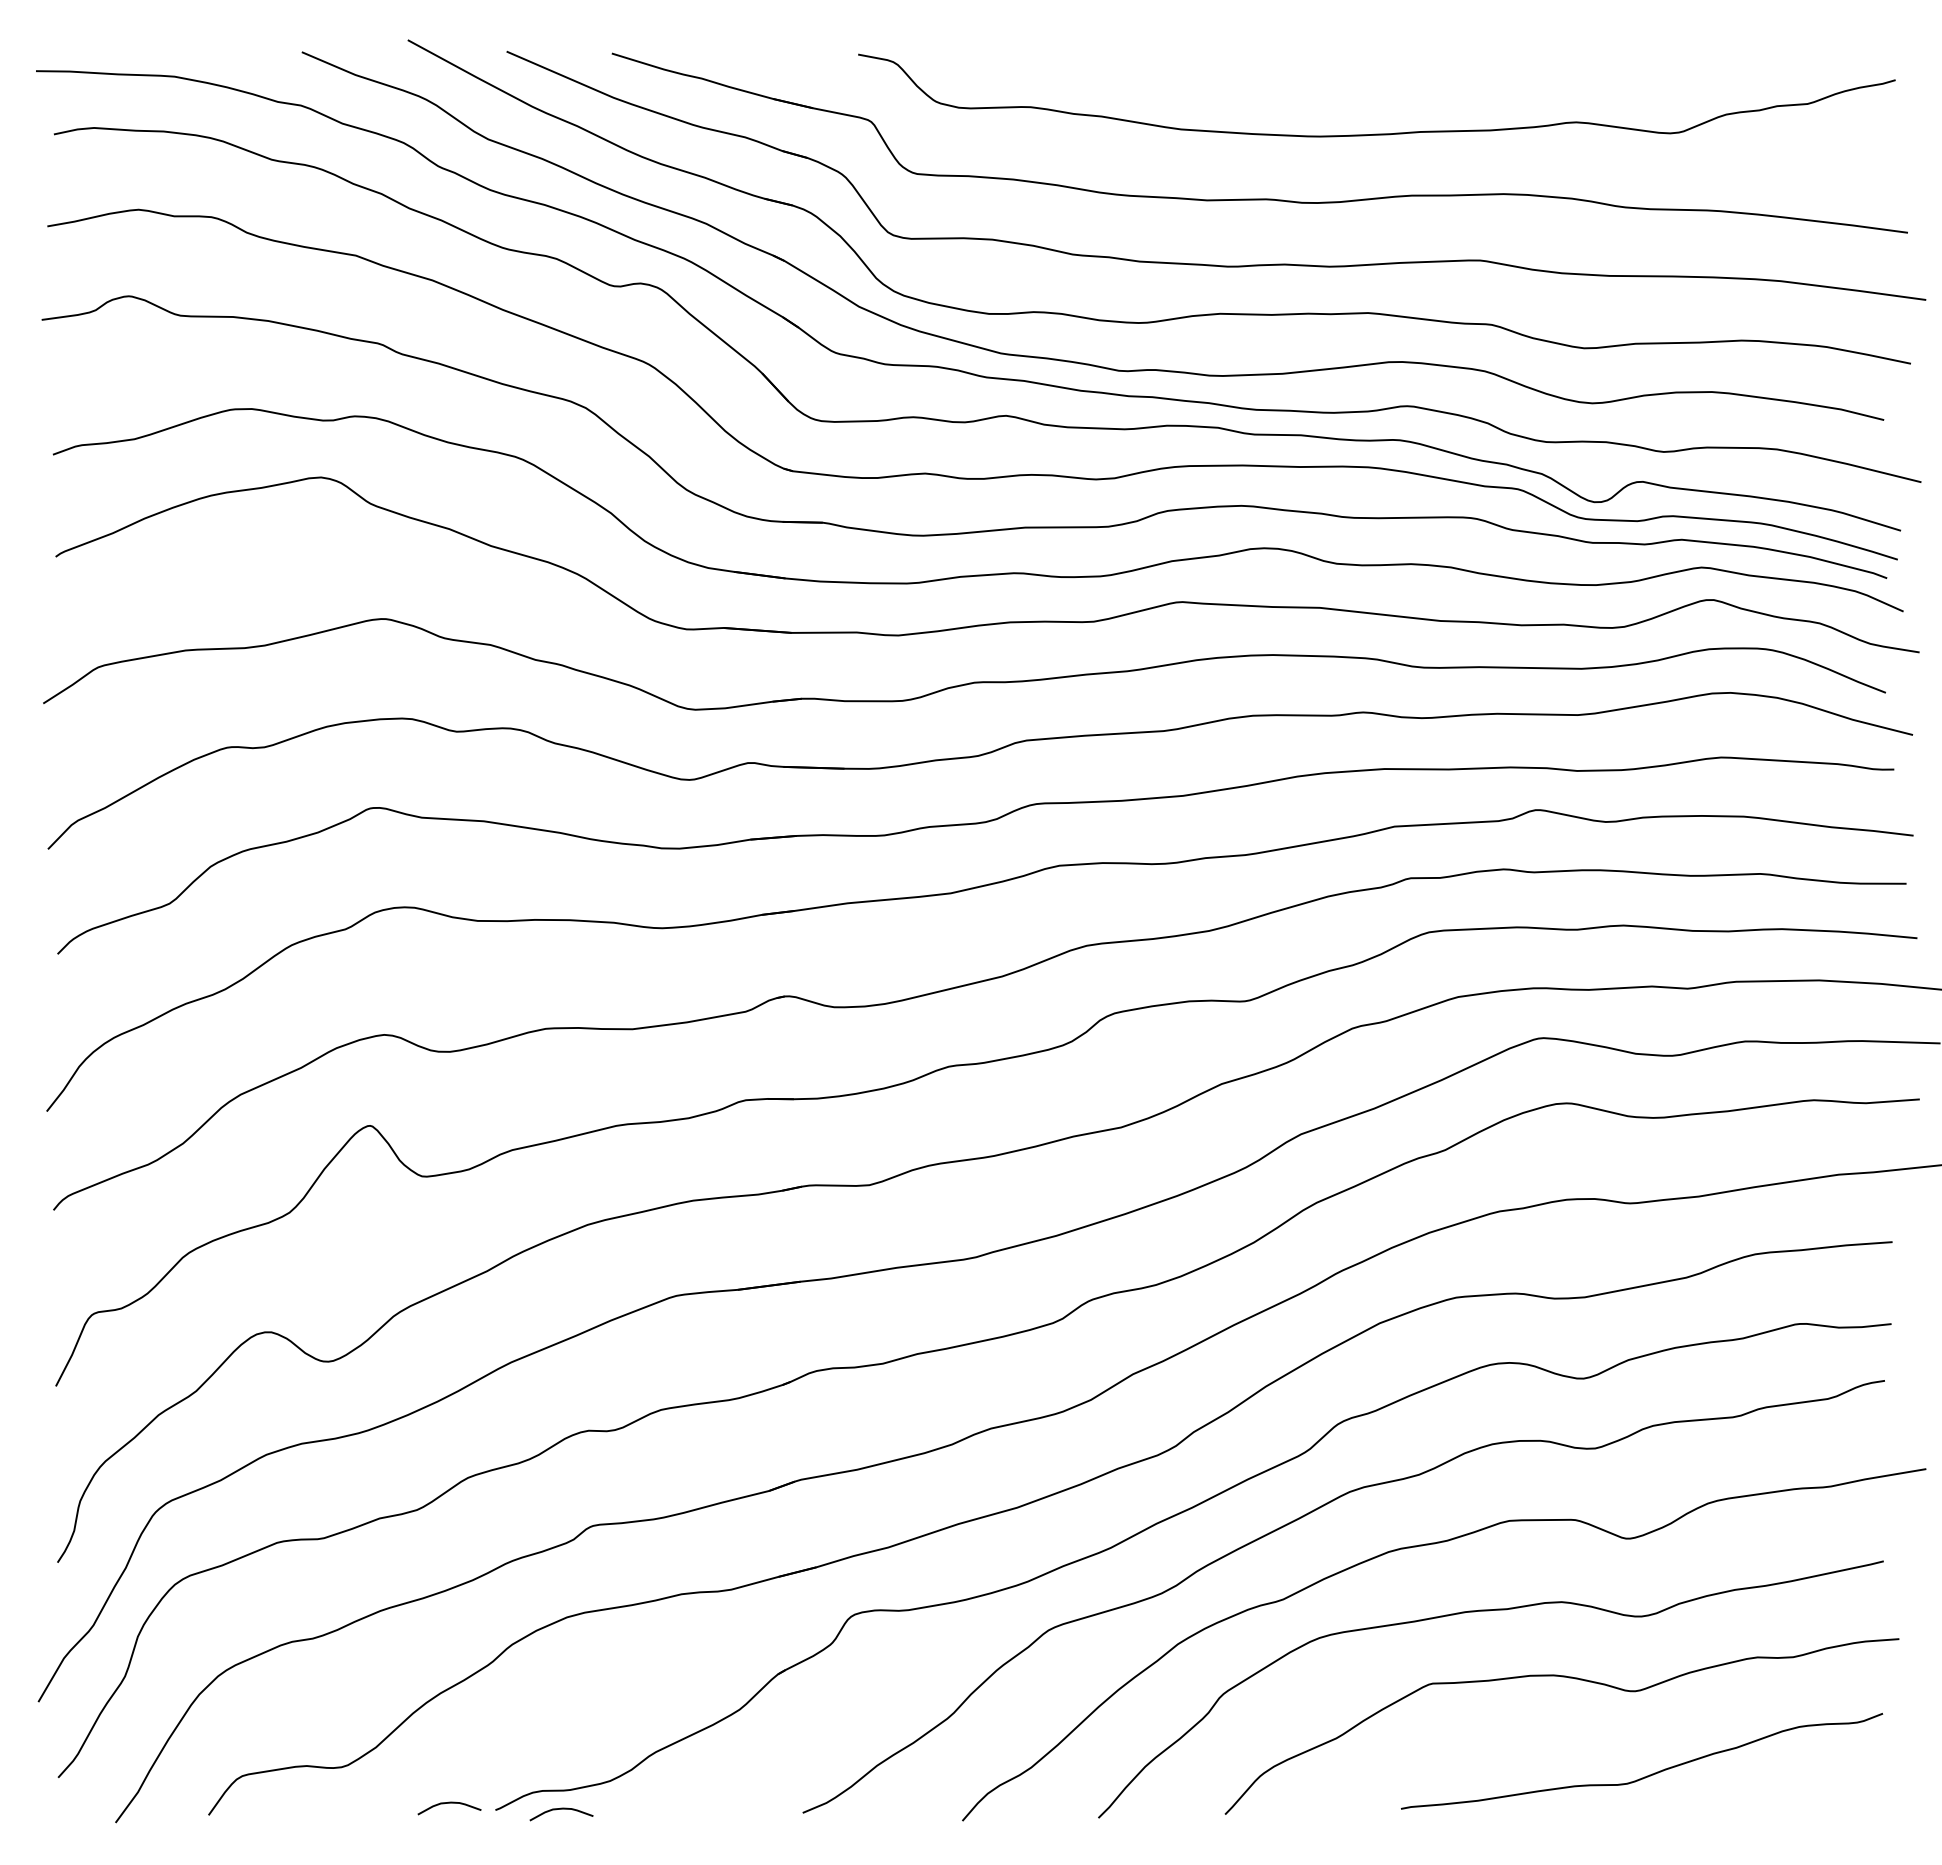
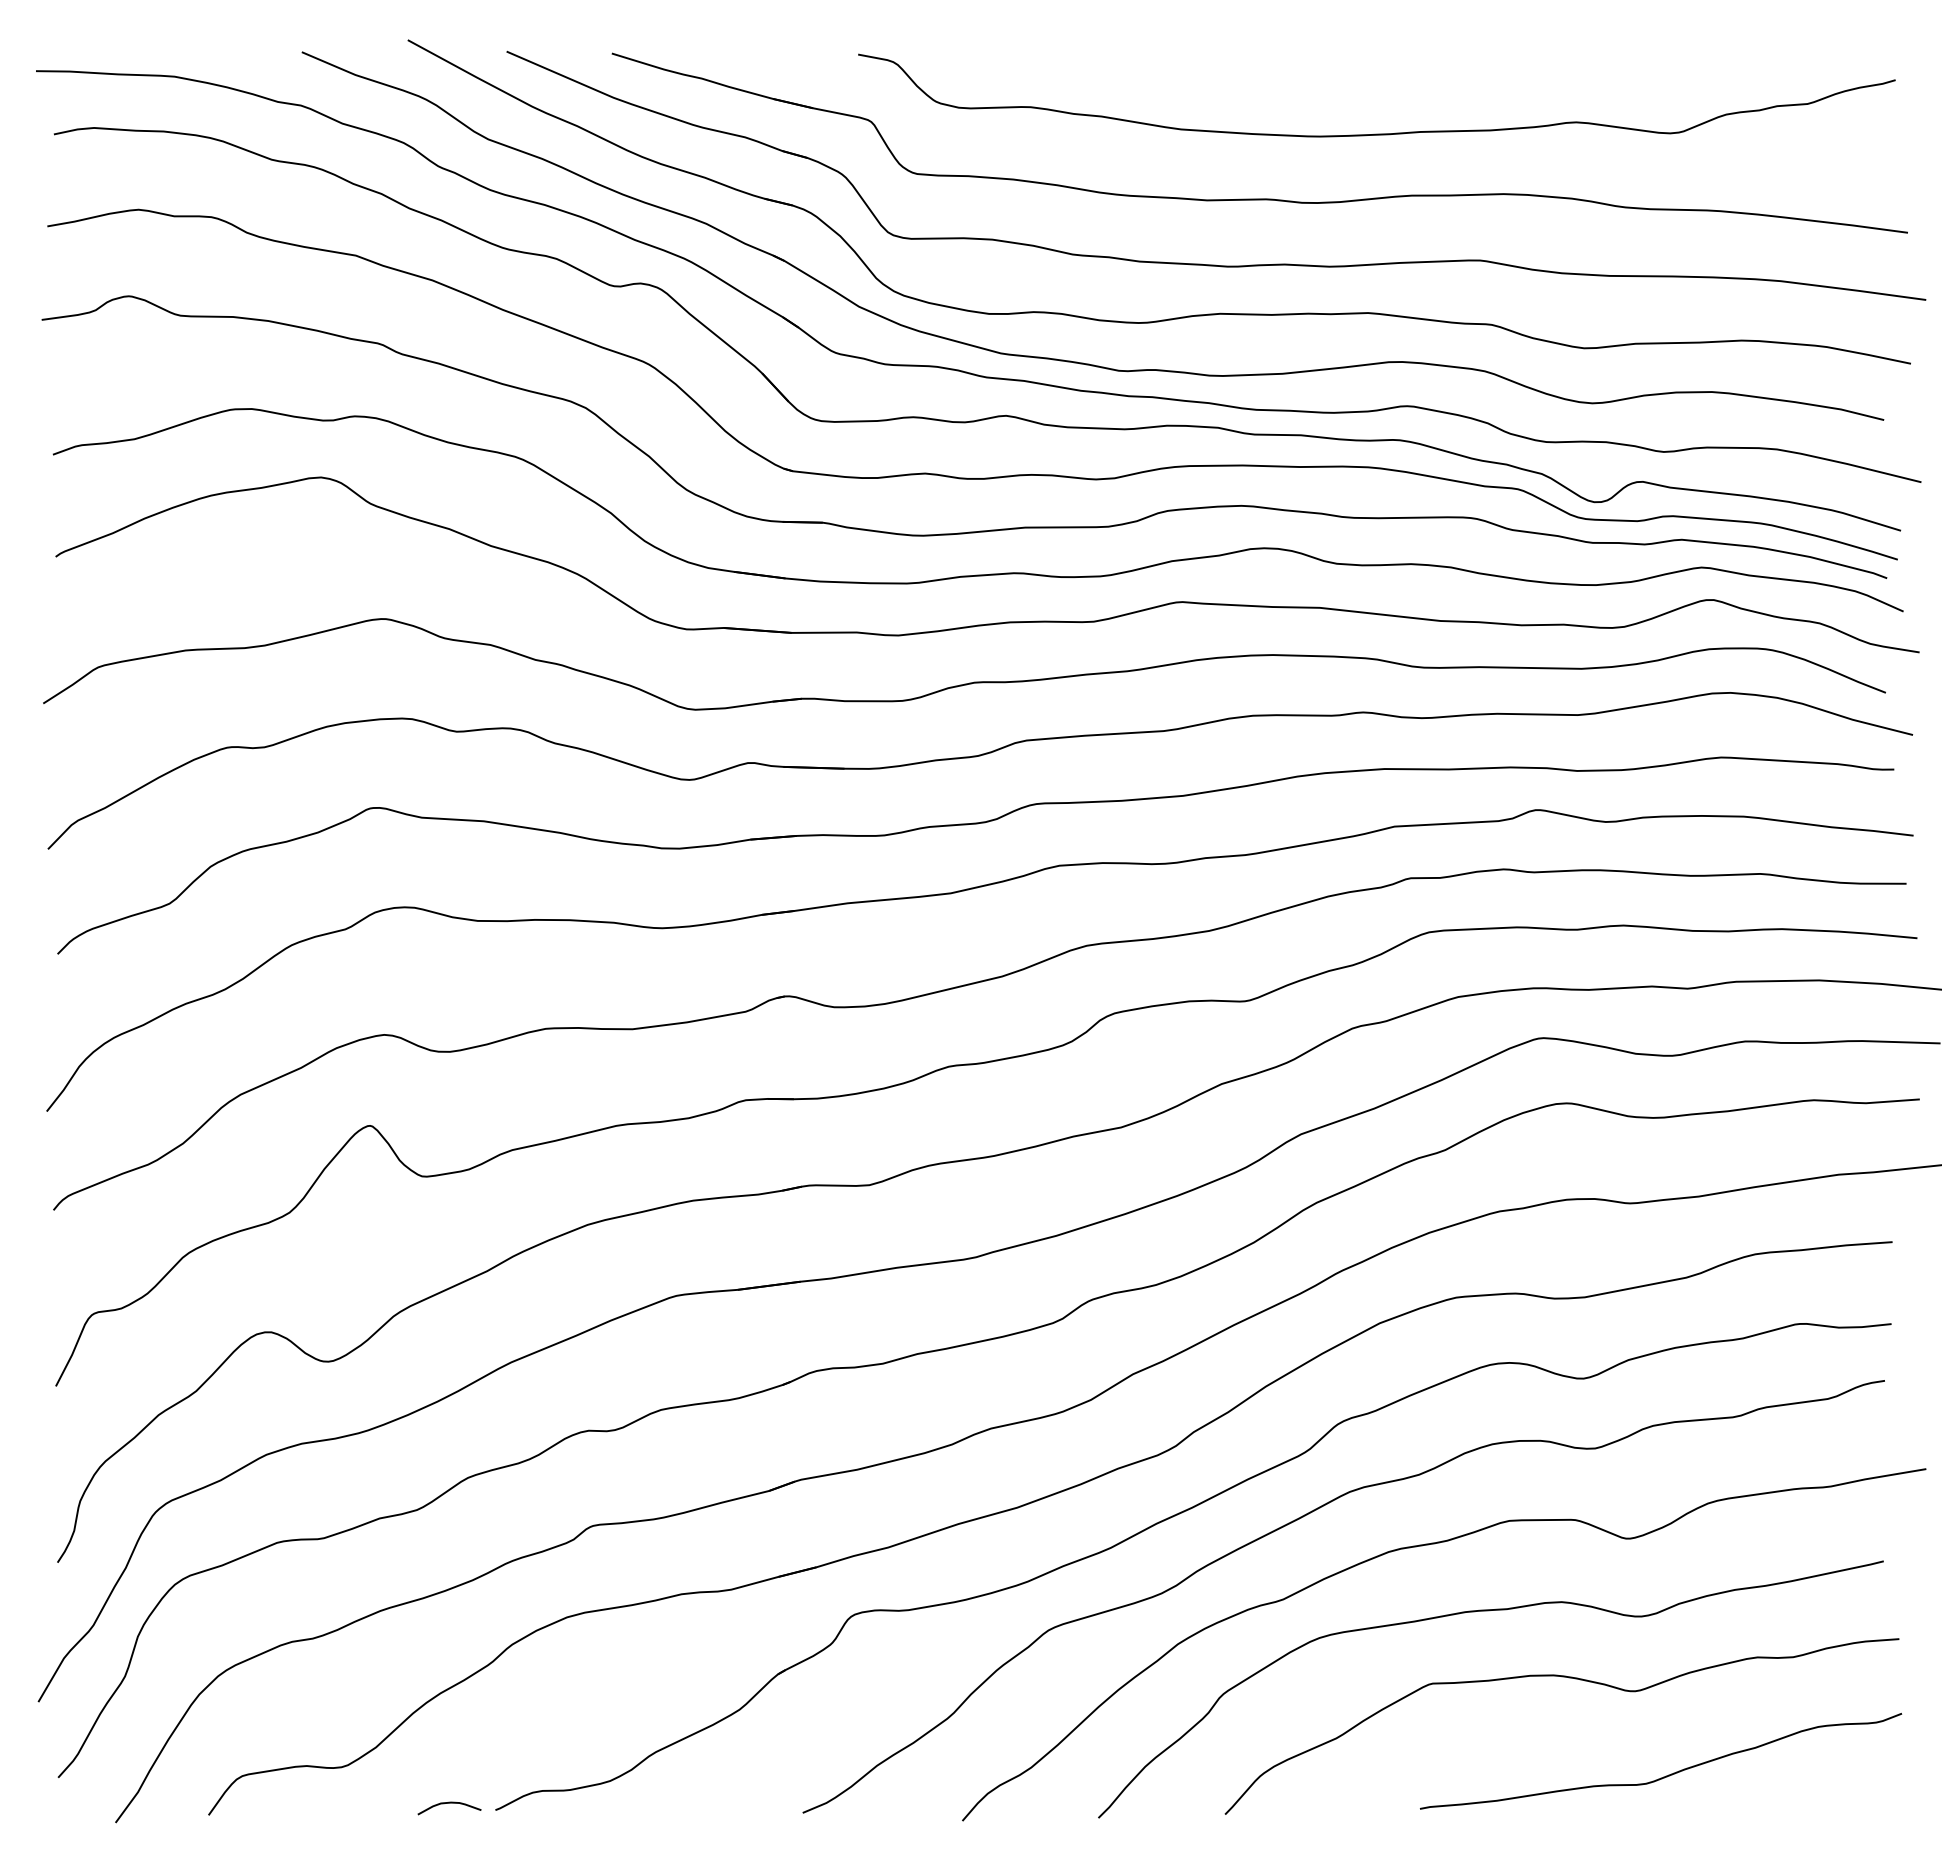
curve position: (1649, 1774) -> (1668, 1774) (1668, 1774)
curve: present -> none (561, 1809)
